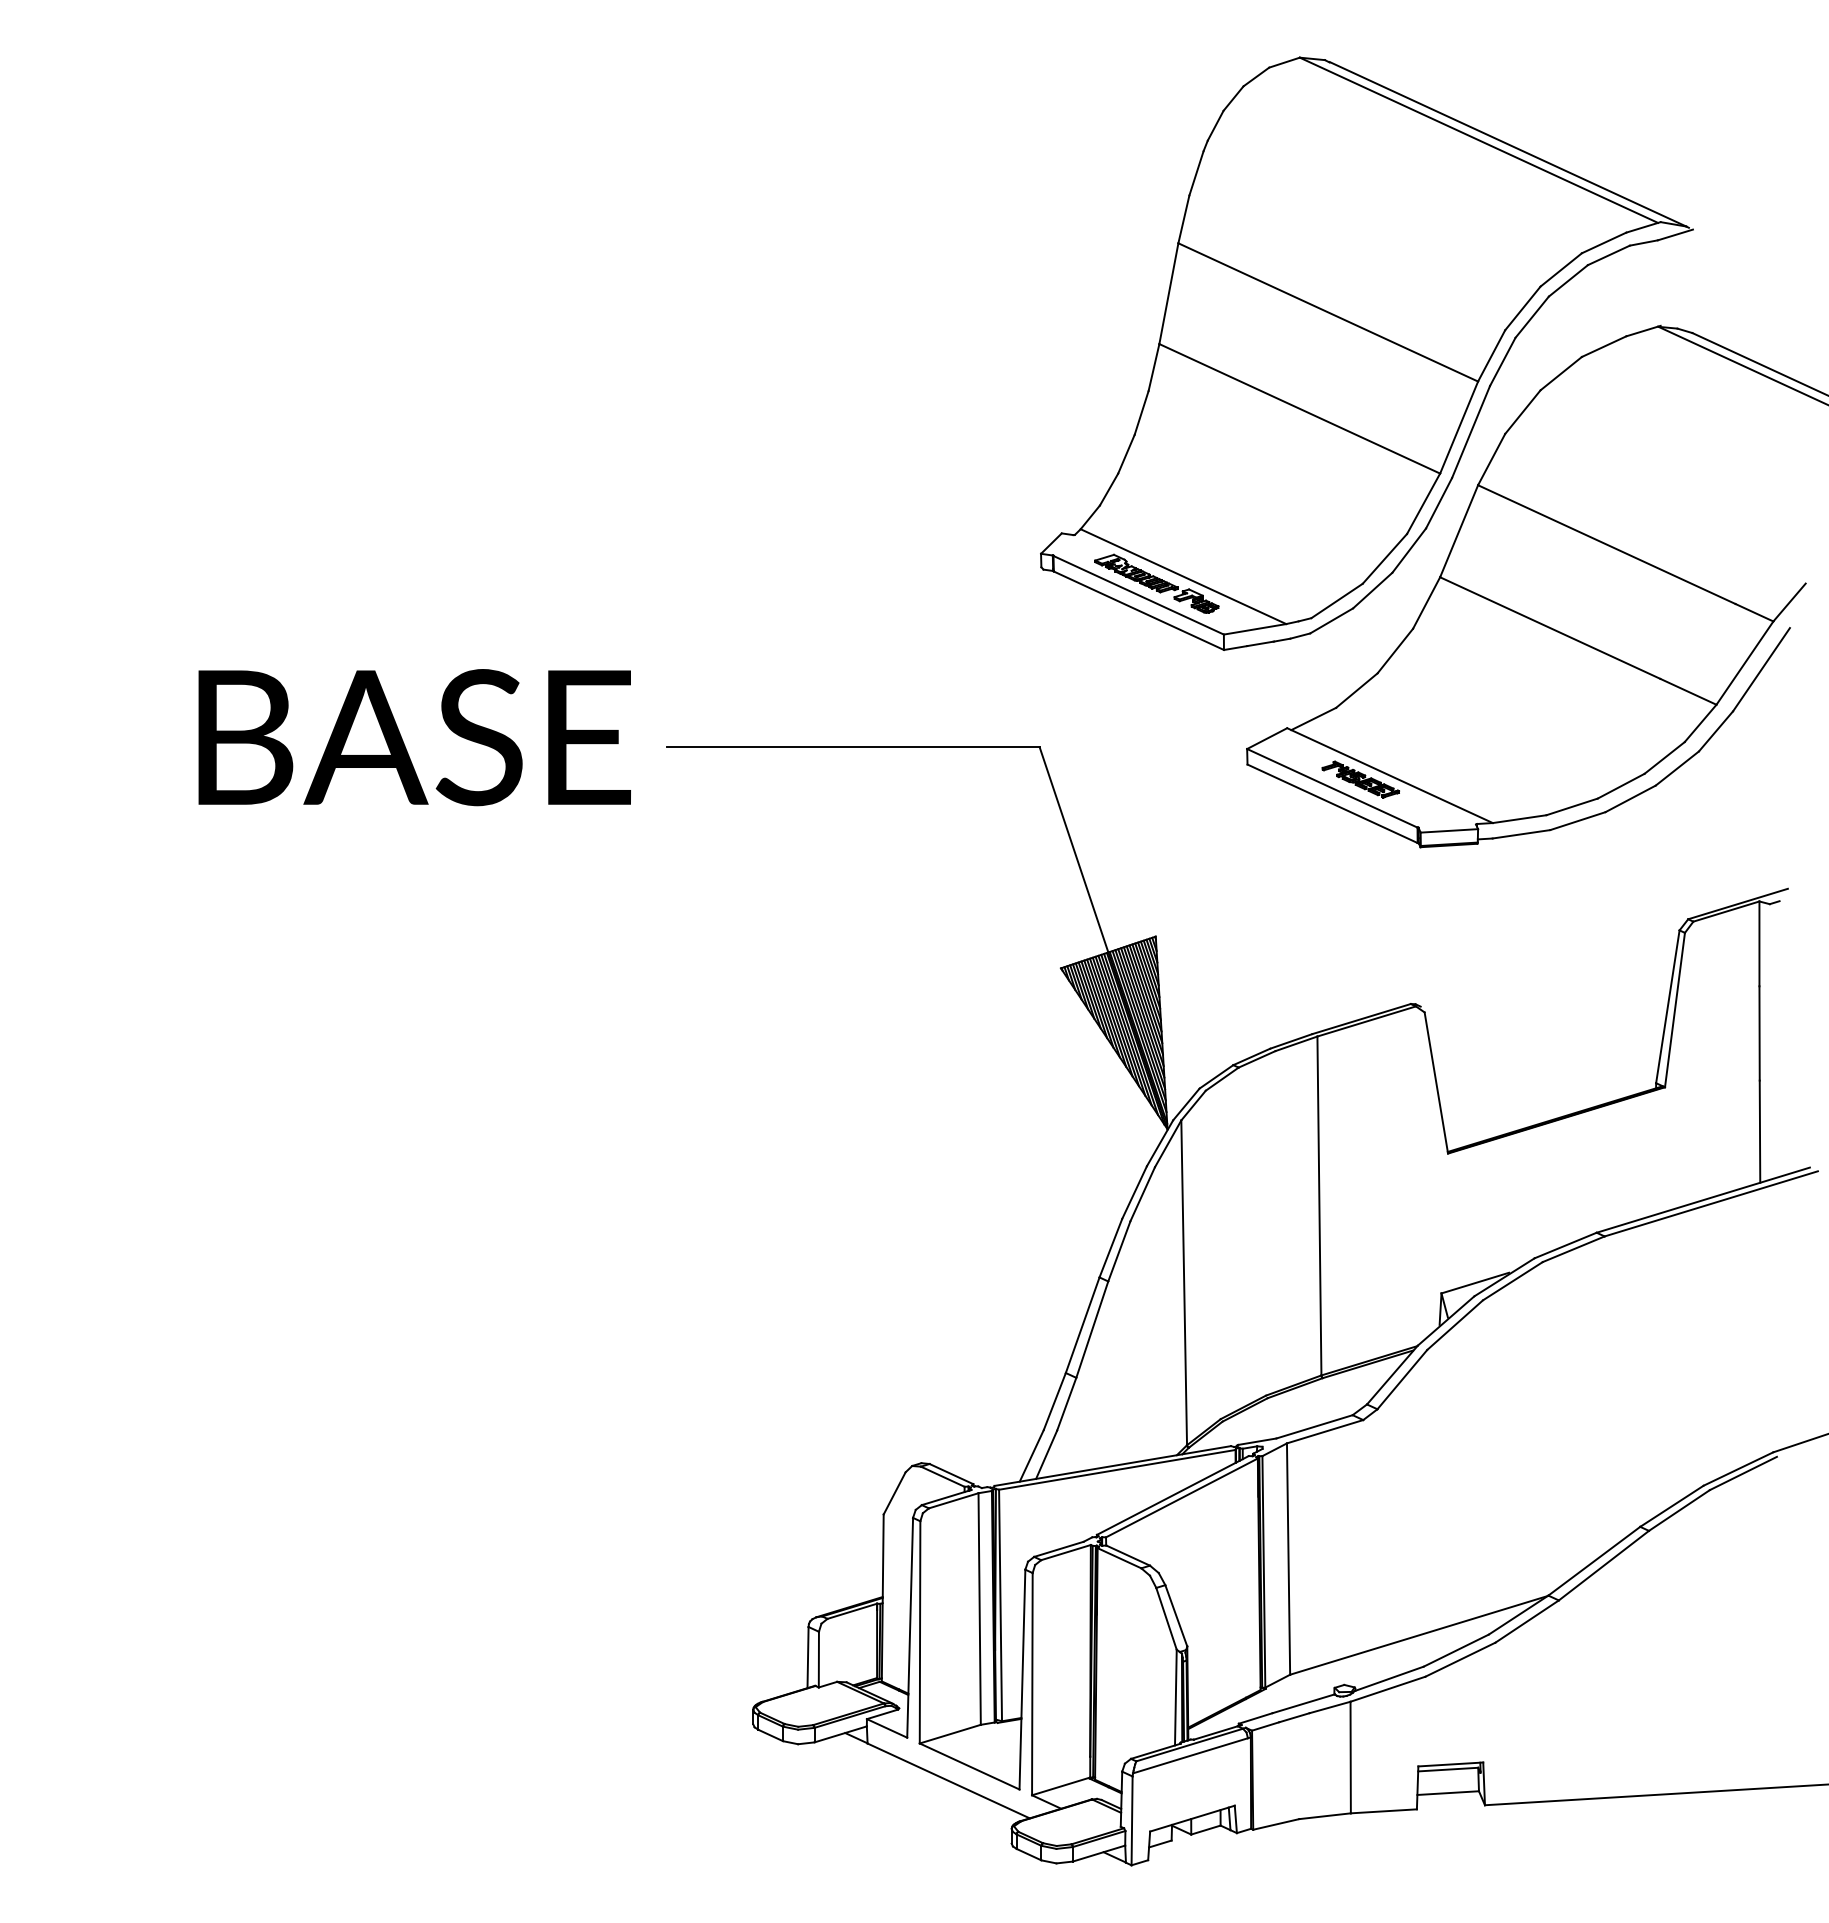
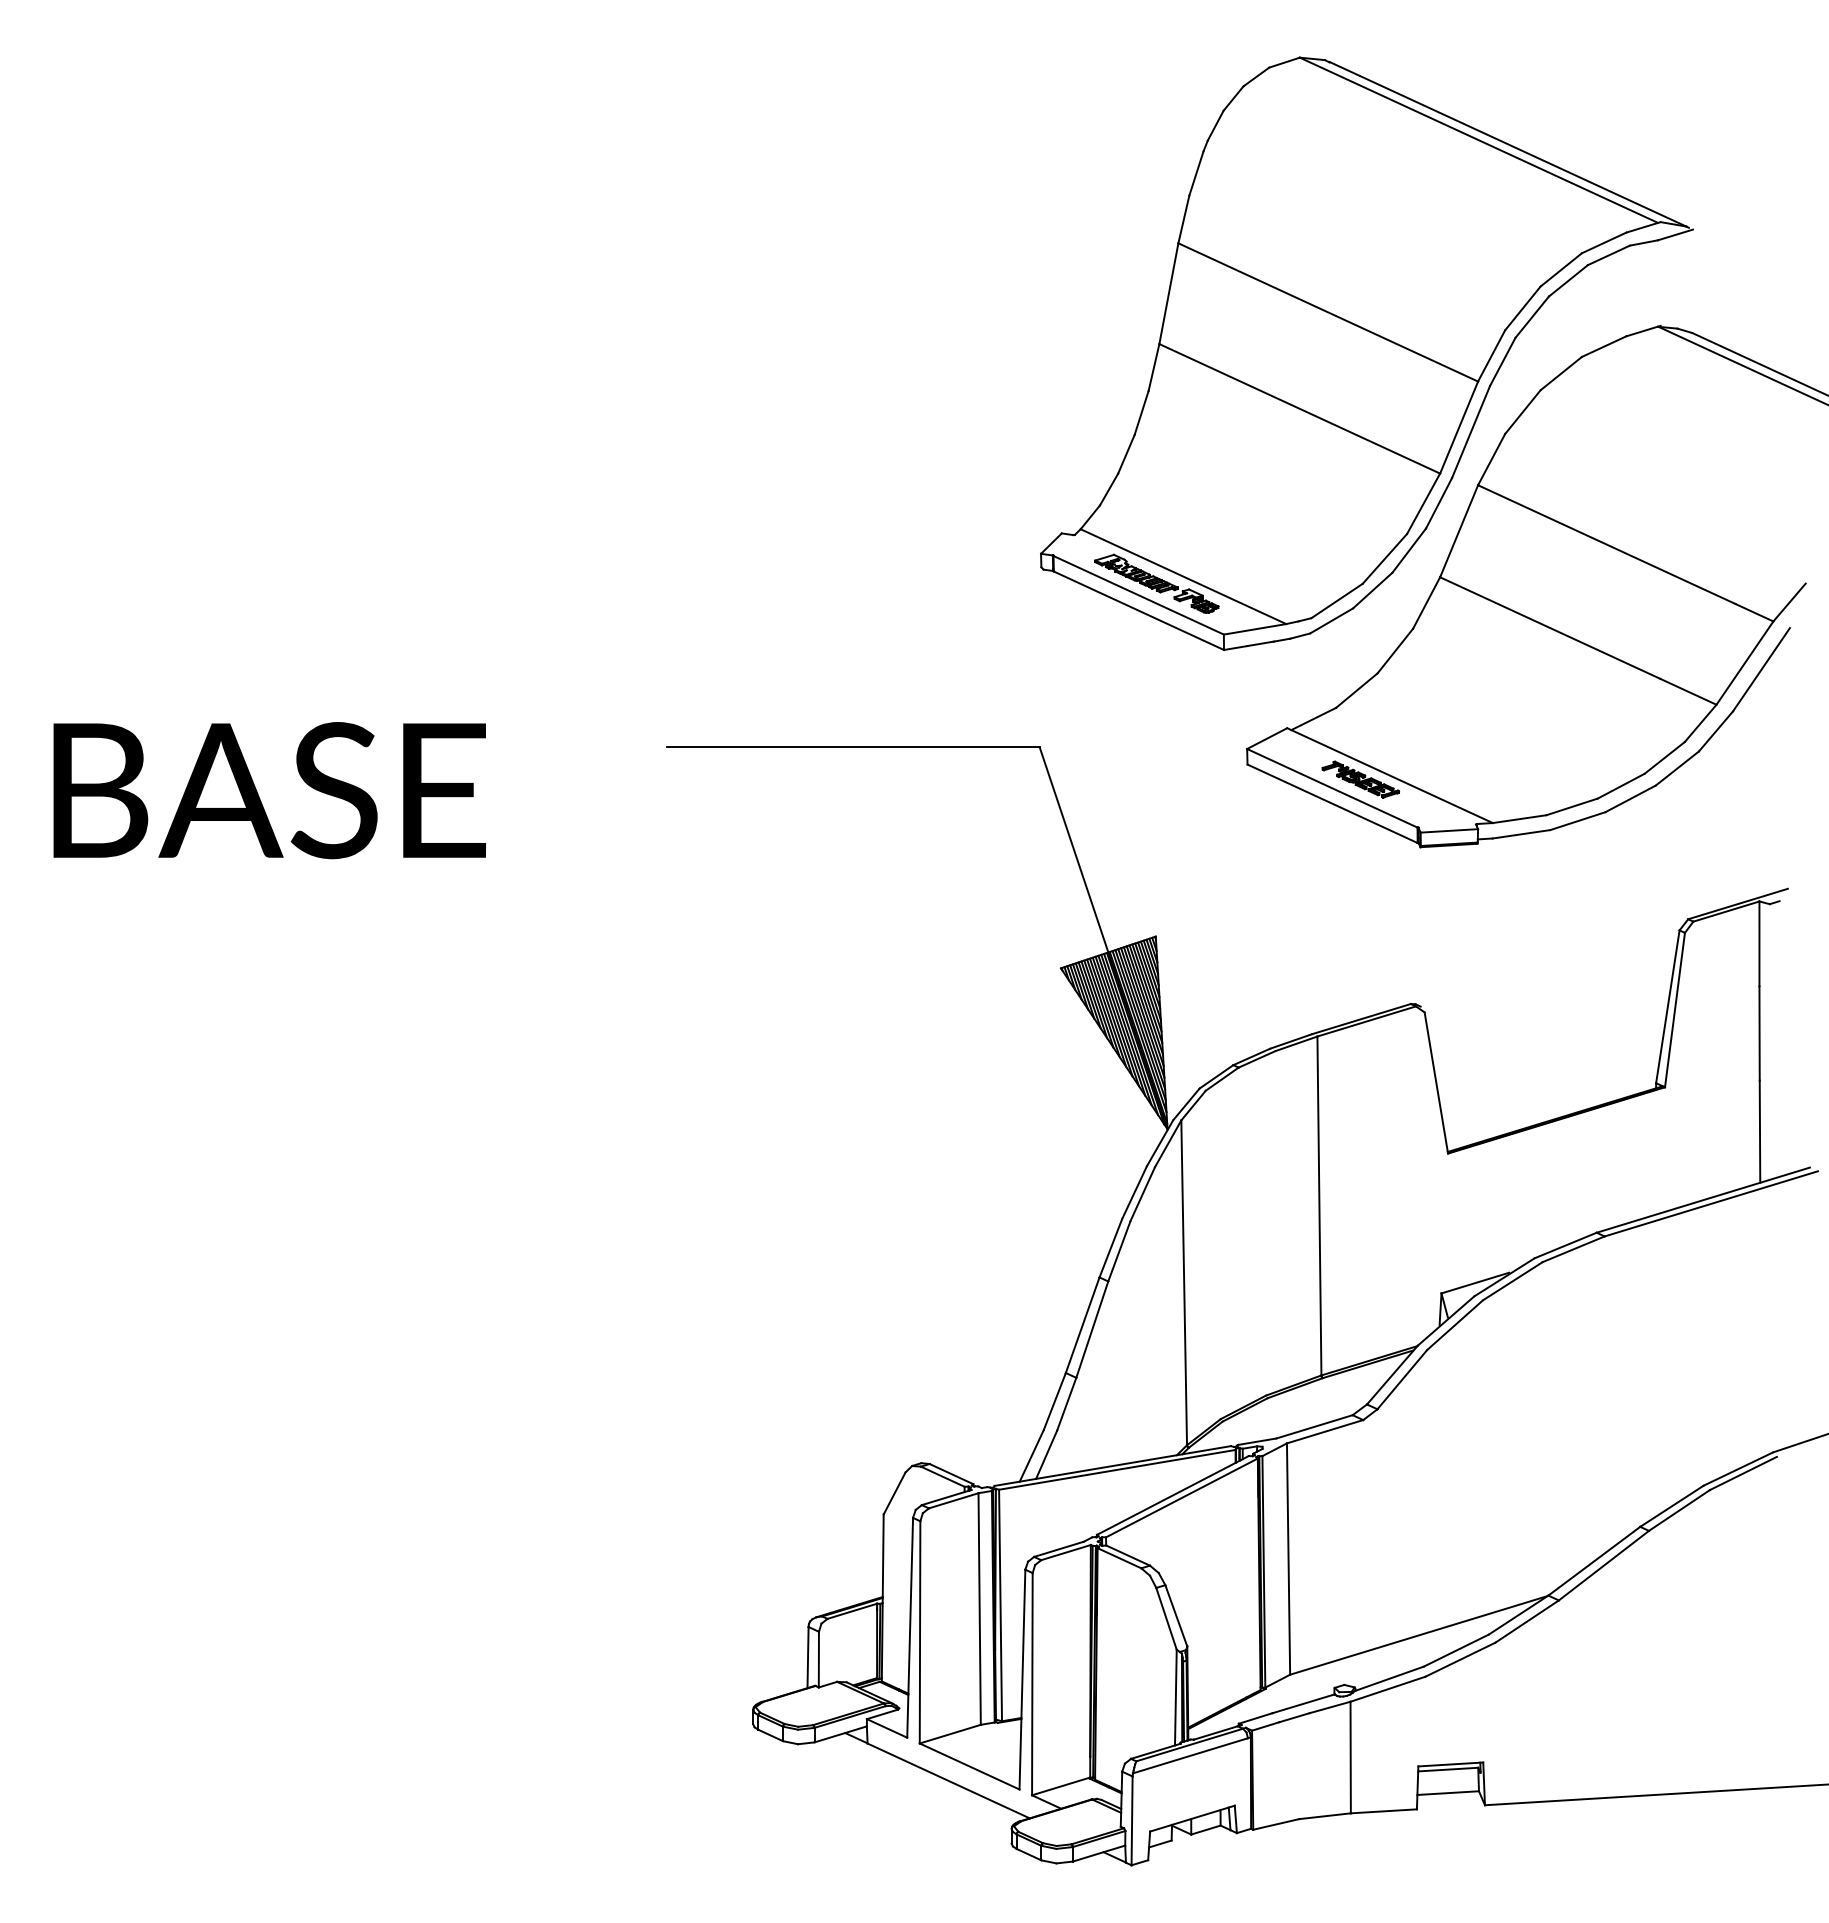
text position: (414, 737) -> (269, 790) (269, 790)
